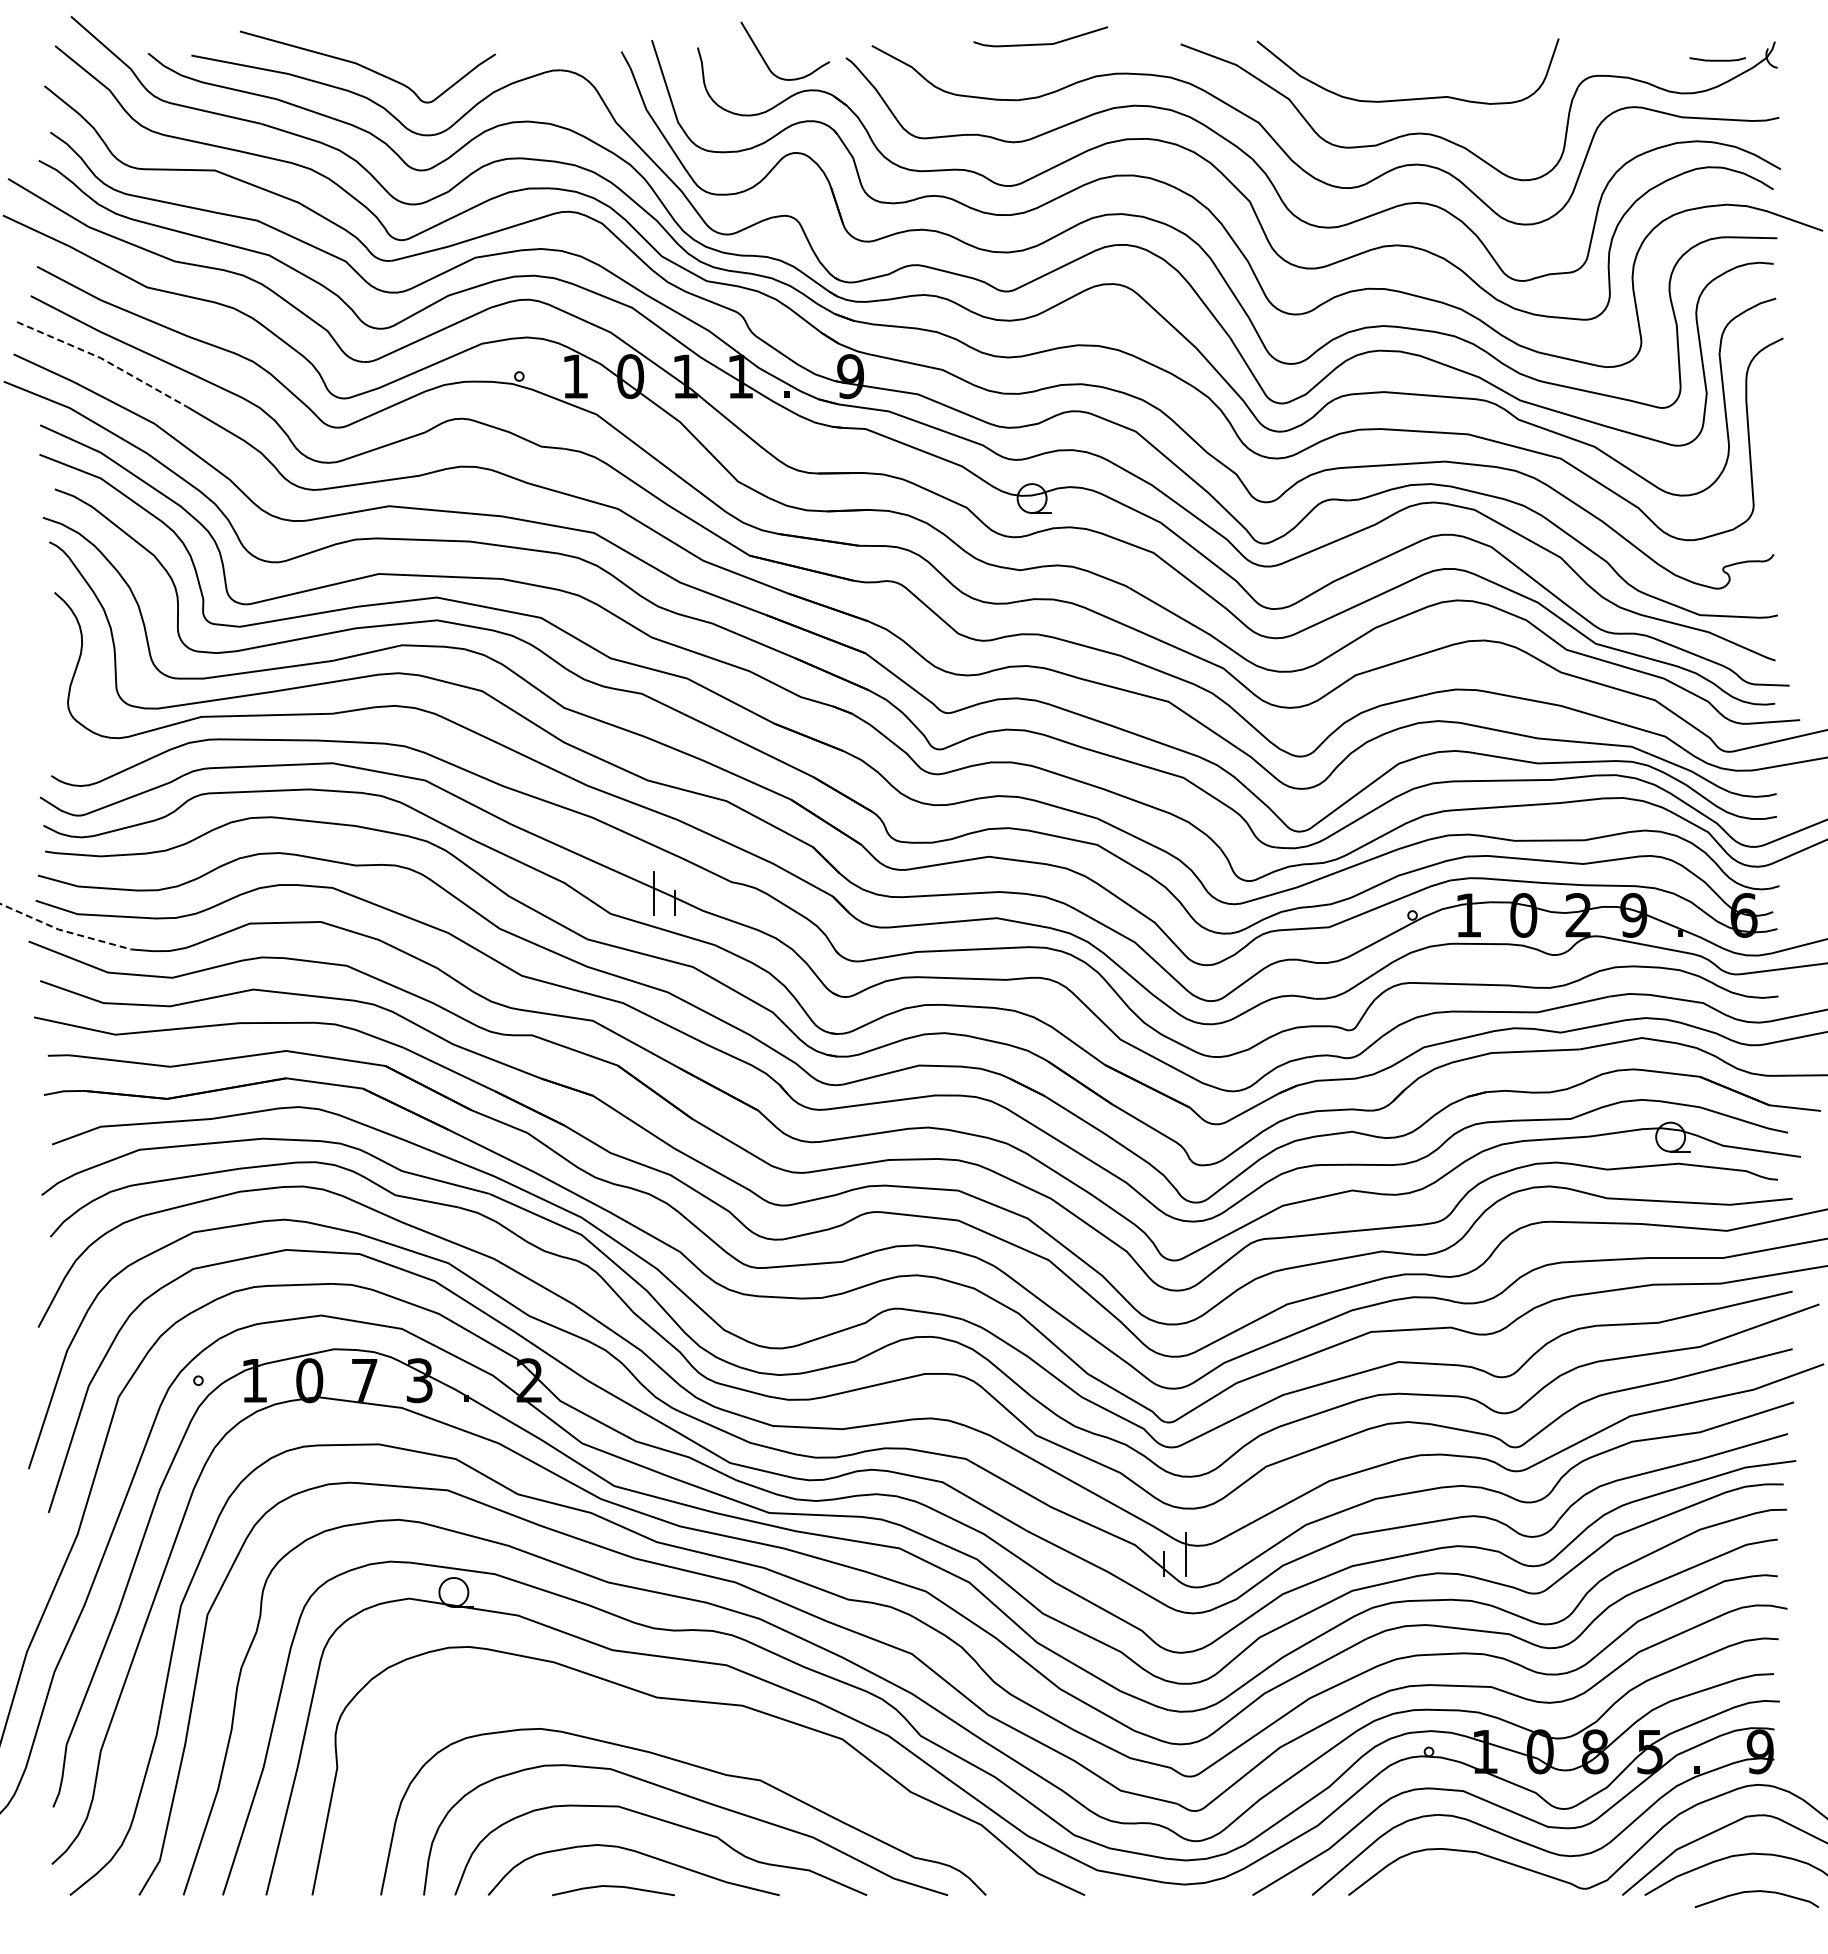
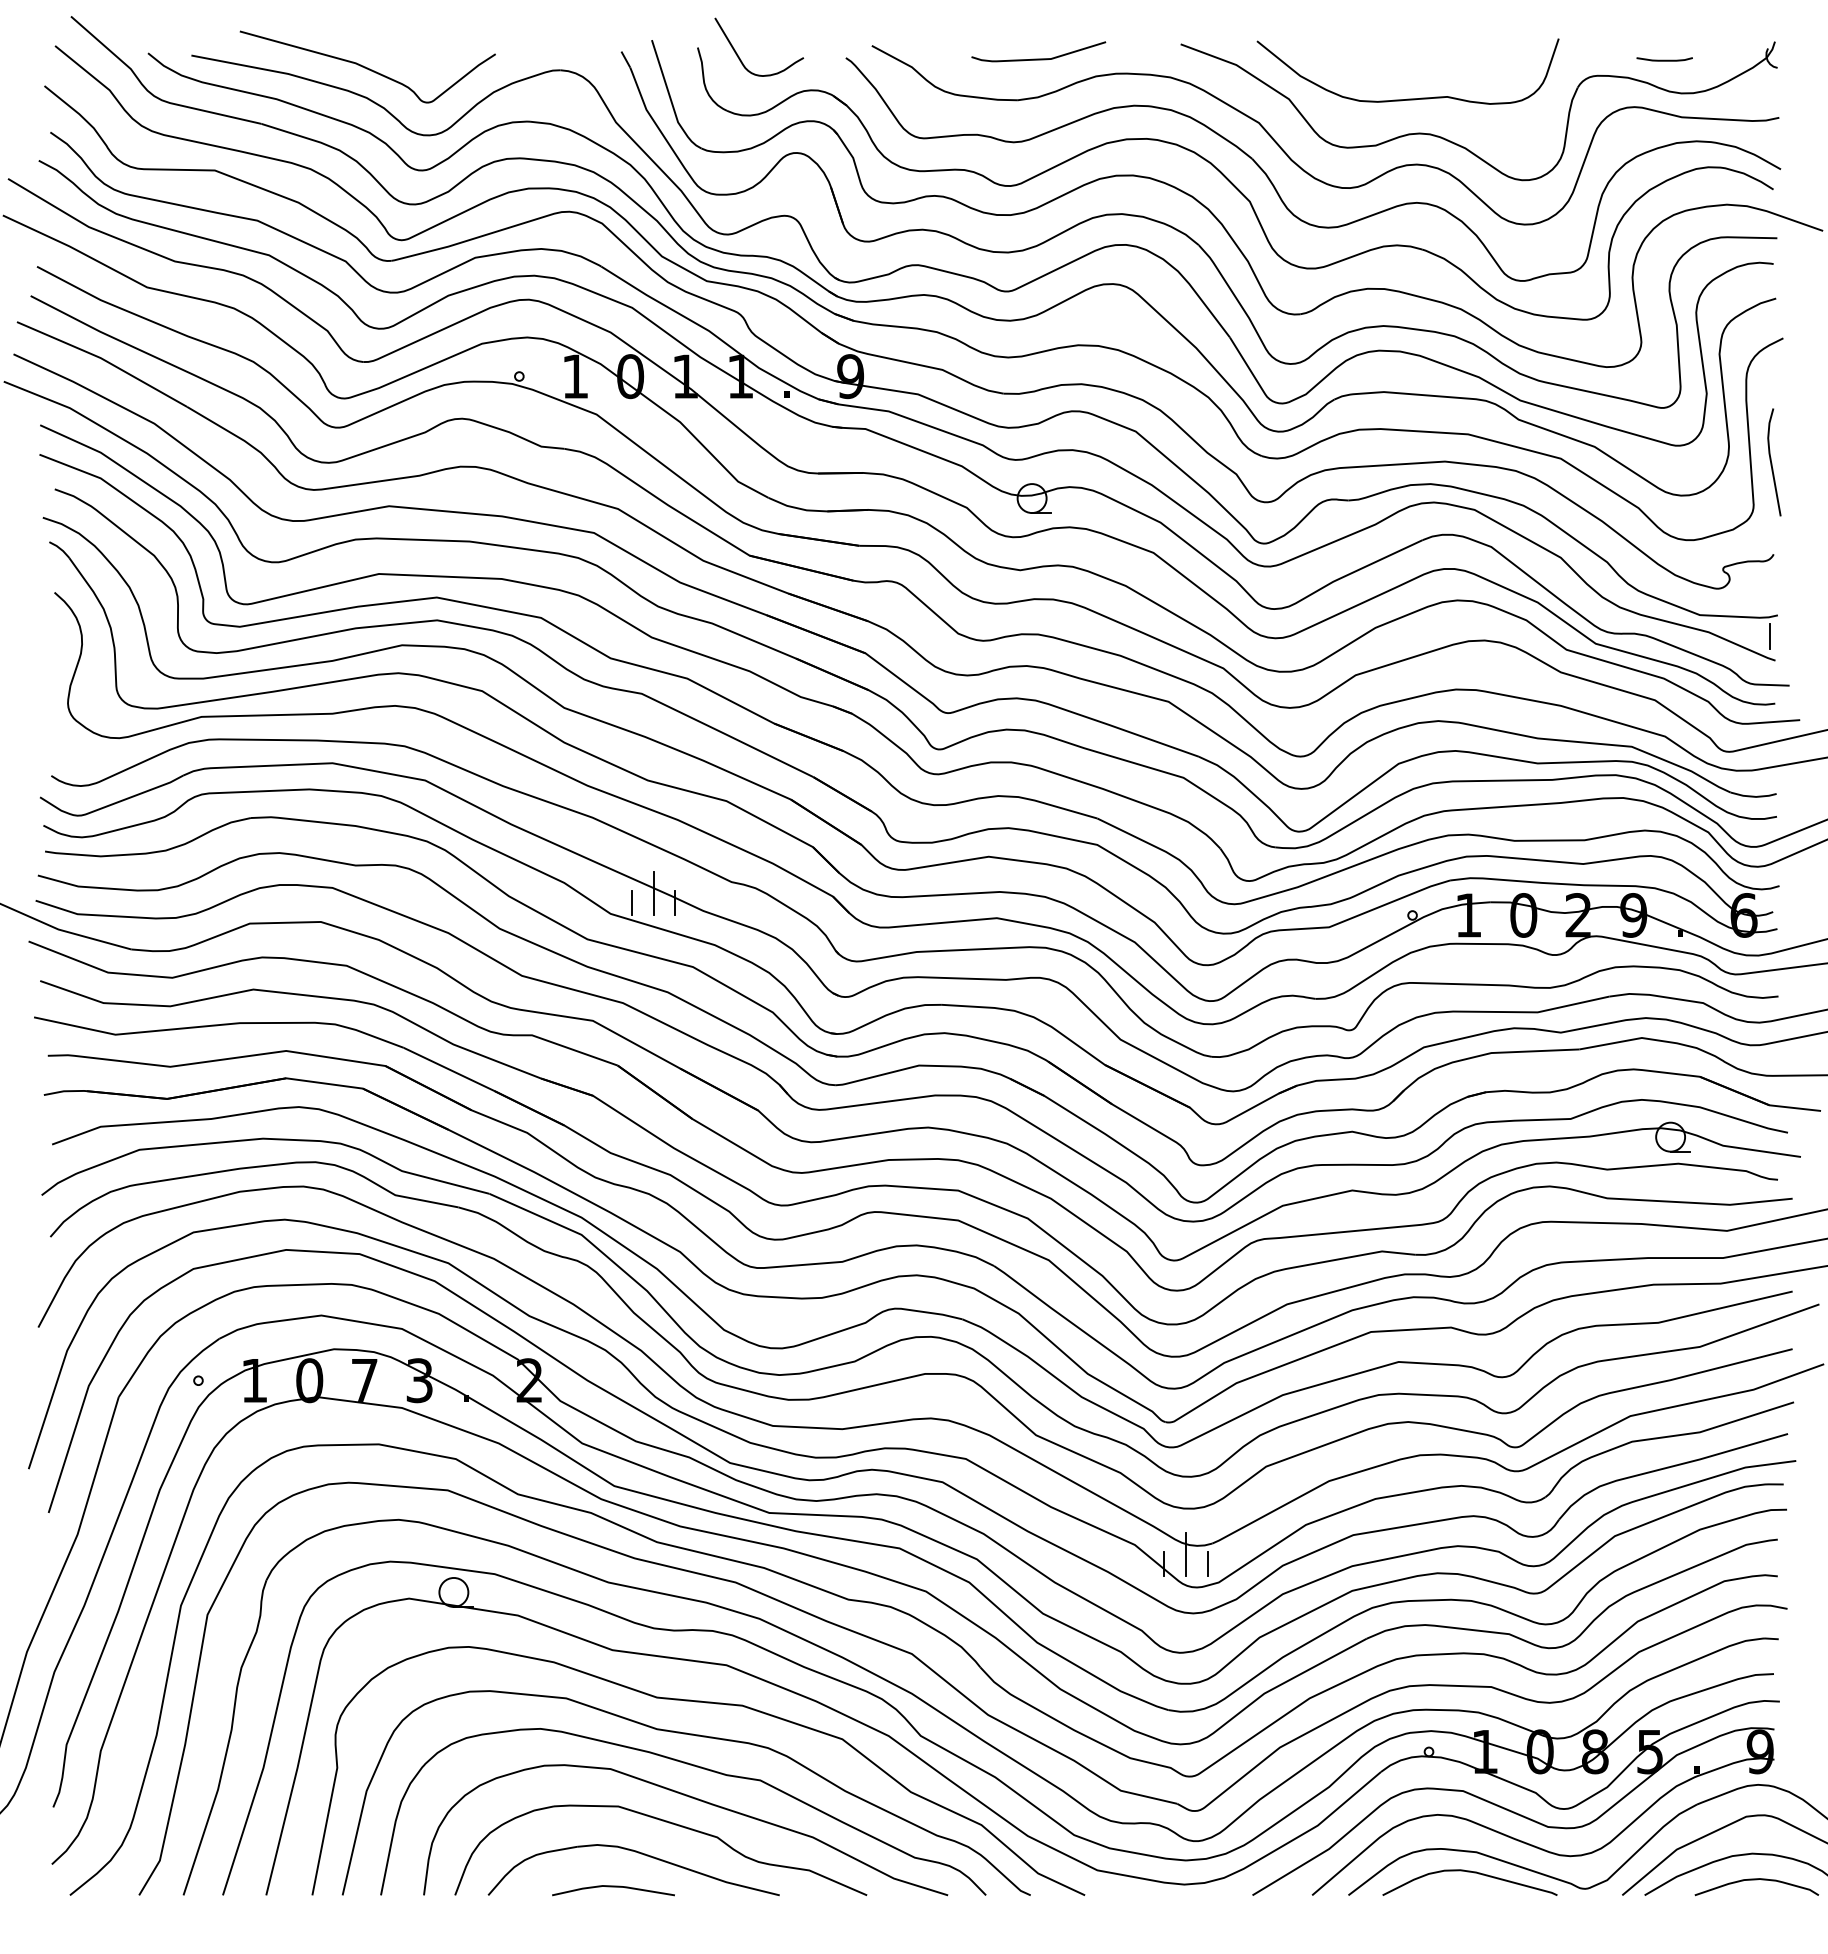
curve position: (1040, 43) -> (1038, 58) (1038, 58)
curve position: (1717, 59) -> (1664, 59) (1664, 59)
curve position: (765, 60) -> (739, 56) (739, 56)
line: dashed -> solid (104, 360)
line: none -> present (1772, 463)
line: none -> present (1770, 636)
line: none -> present (631, 902)
line: dashed -> solid (64, 931)
line: none -> present (1207, 1564)
curve: none -> present (696, 1736)
curve: none -> present (1473, 1873)
curve position: (1756, 1892) -> (1756, 1880) (1756, 1880)
